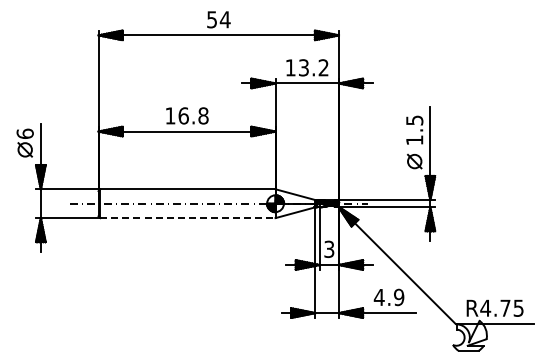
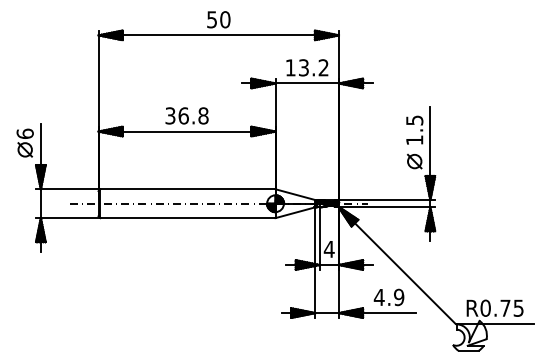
text: 54 -> 50 (224, 19)
text: 16.8 -> 36.8 (170, 115)
line: dashed -> solid (188, 218)
text: 3 -> 4 (328, 249)
text: R4.75 -> R0.75 (485, 307)
